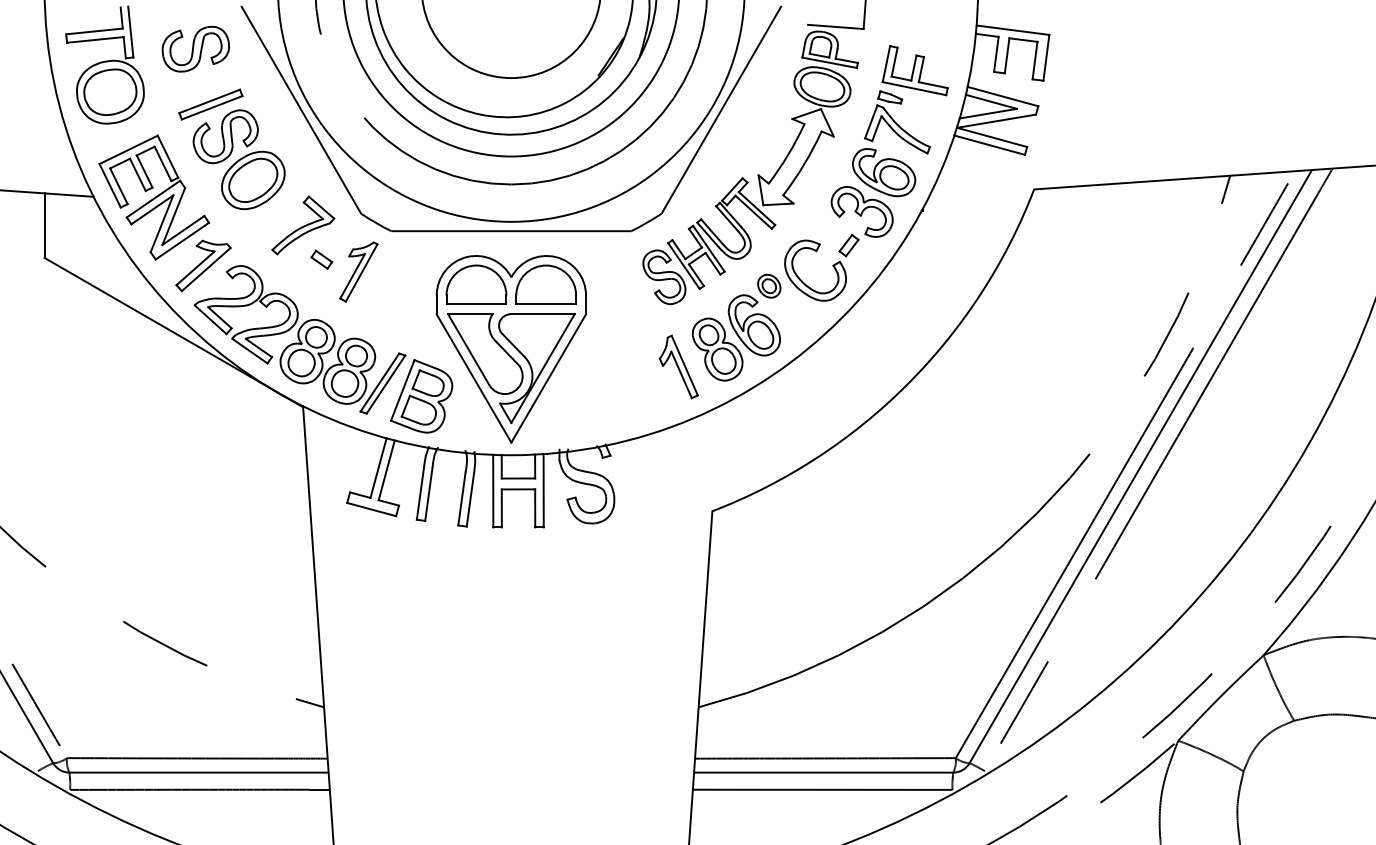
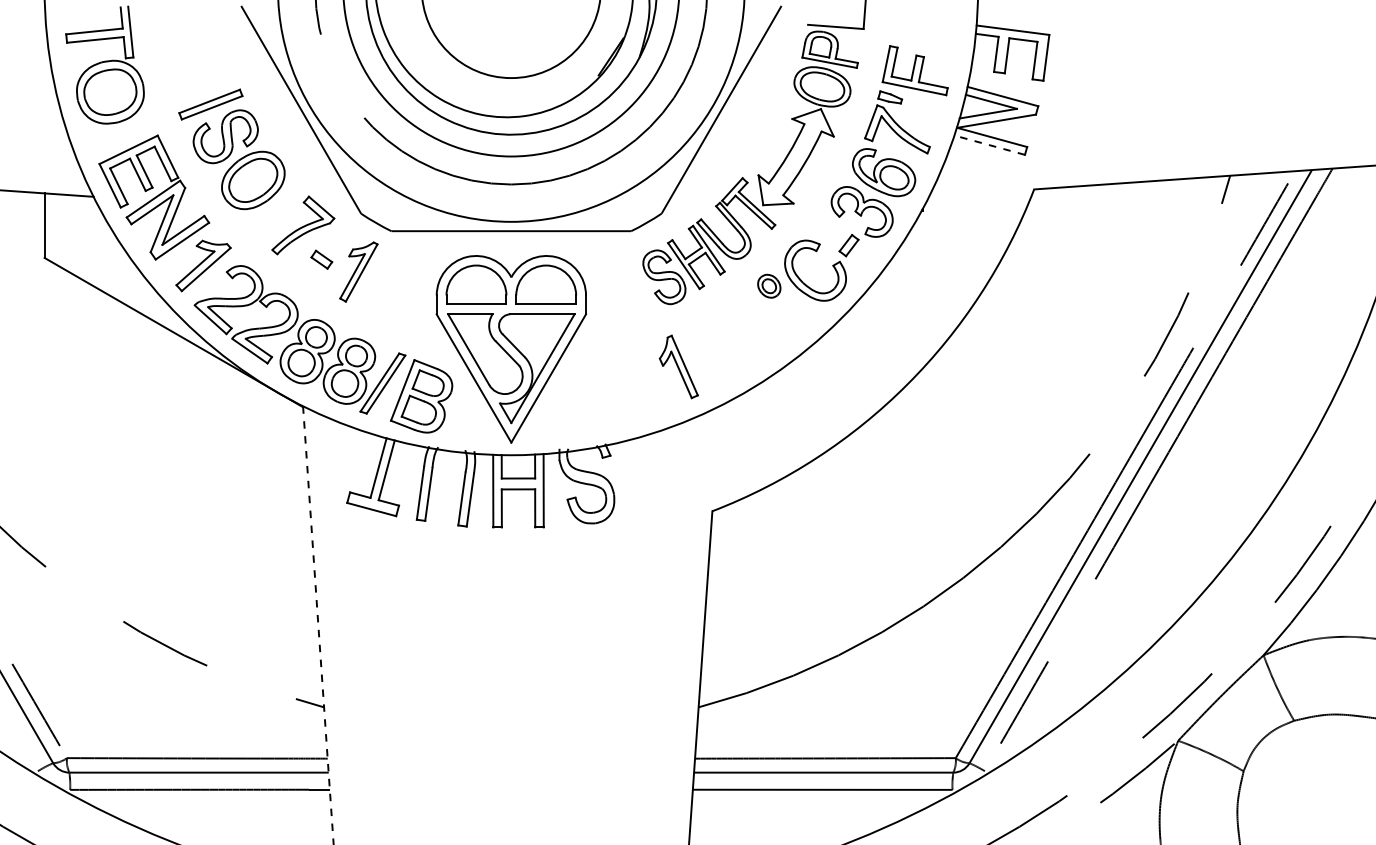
part: present -> none (195, 48)
line: solid -> dashed (989, 145)
part: present -> none (735, 337)
line: solid -> dashed (318, 625)
